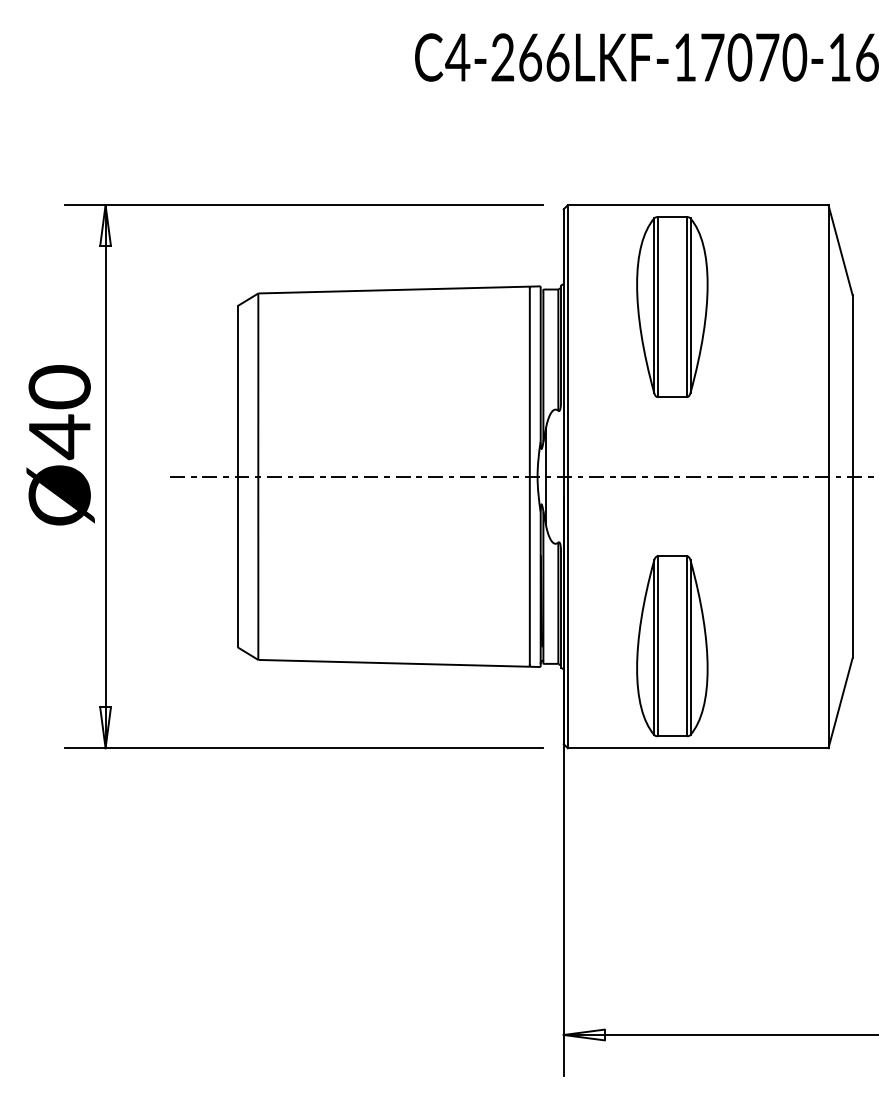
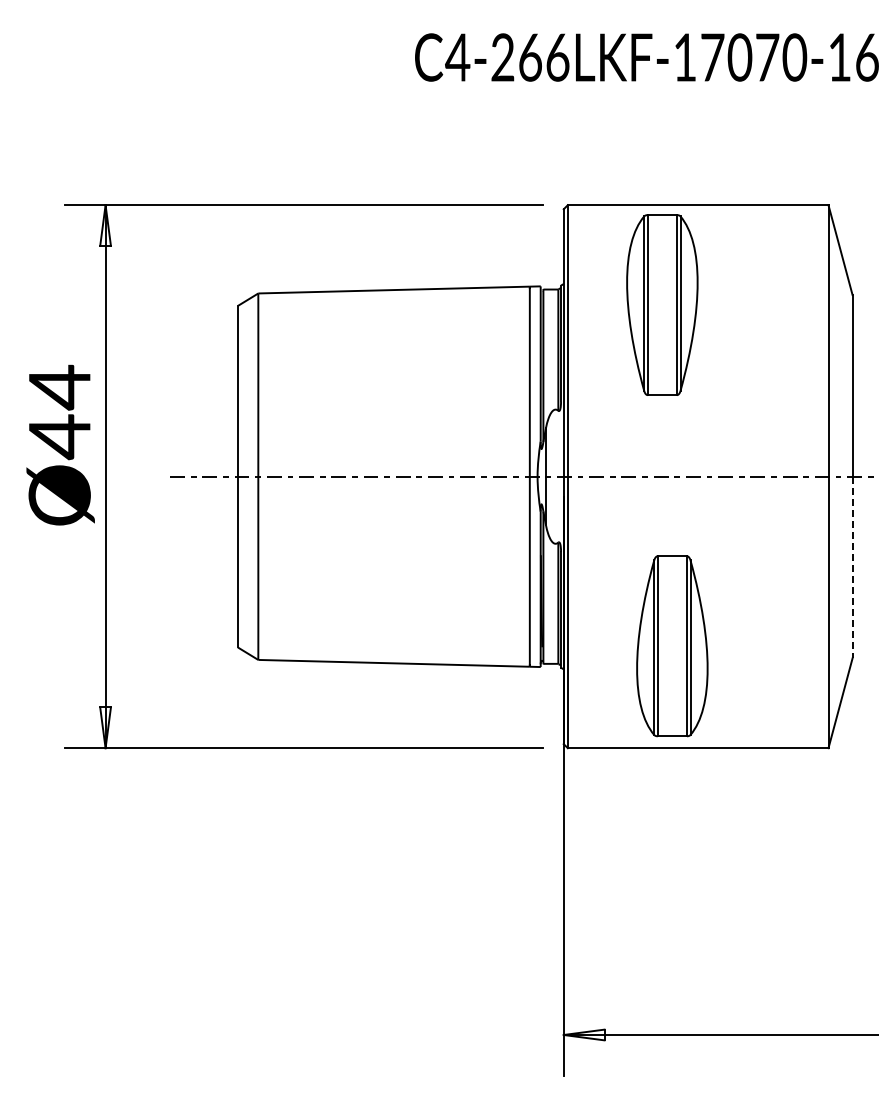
part position: (672, 306) -> (662, 304) (662, 304)
text: Ø40 -> Ø44 (59, 387)
line: solid -> dashed (852, 567)
